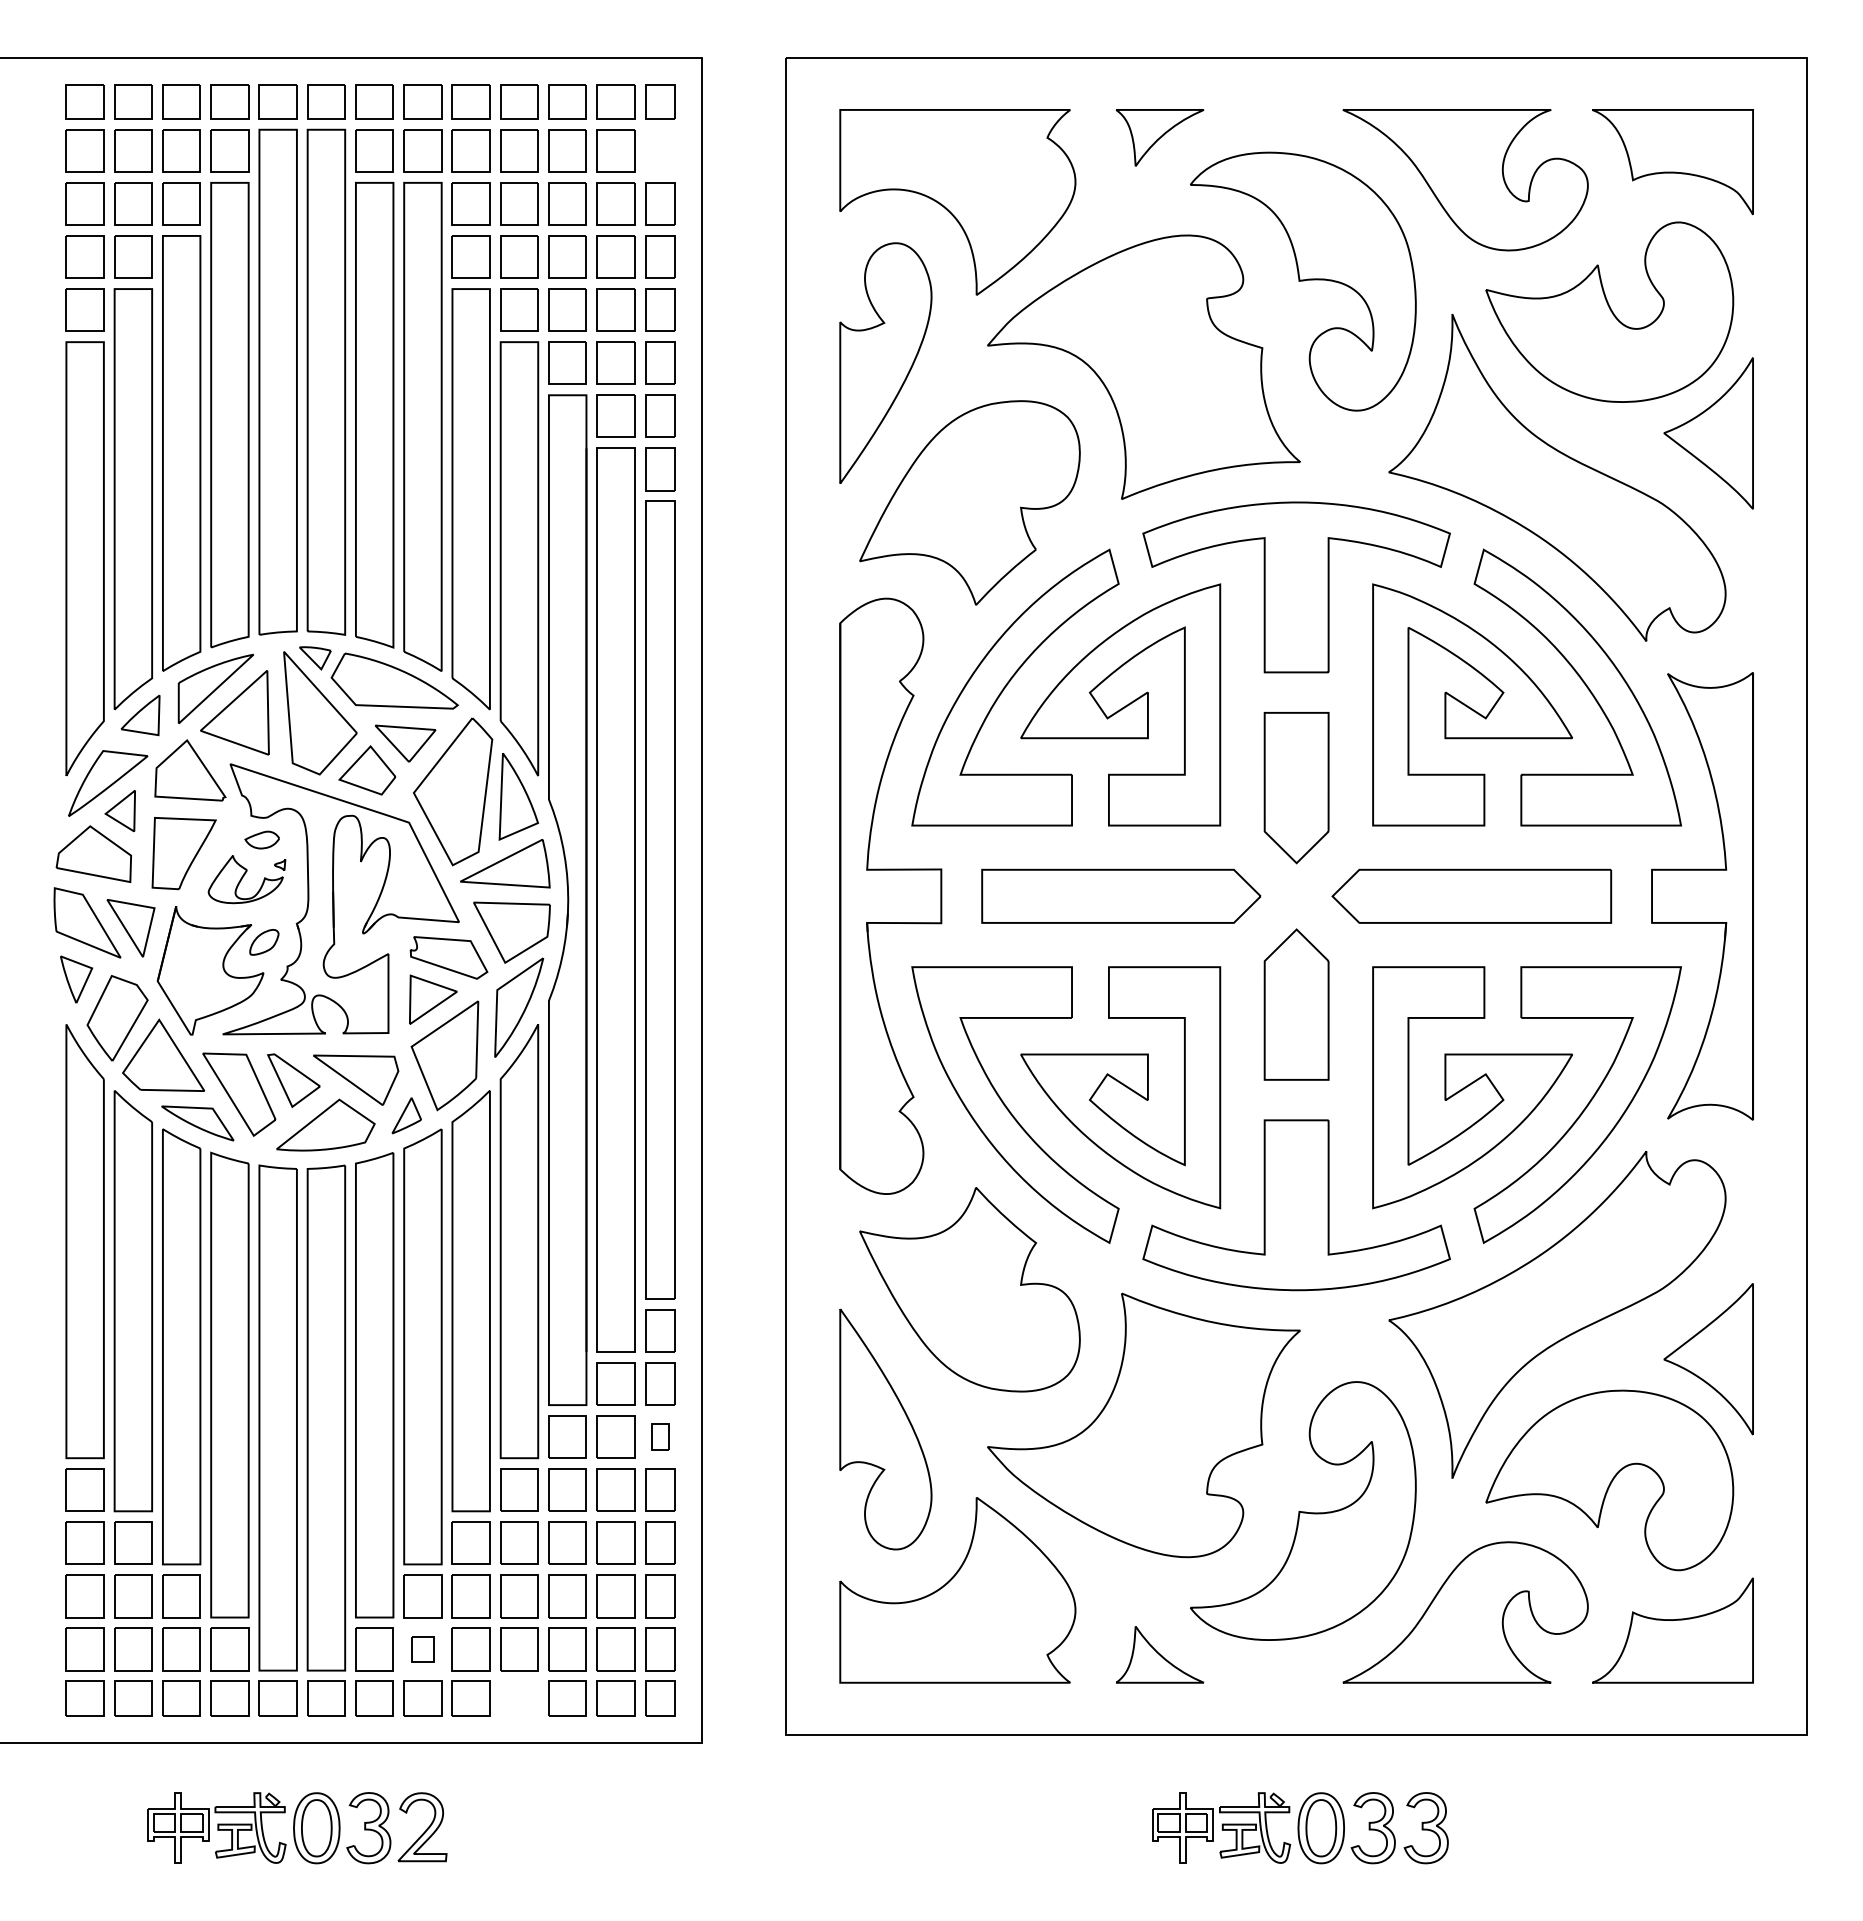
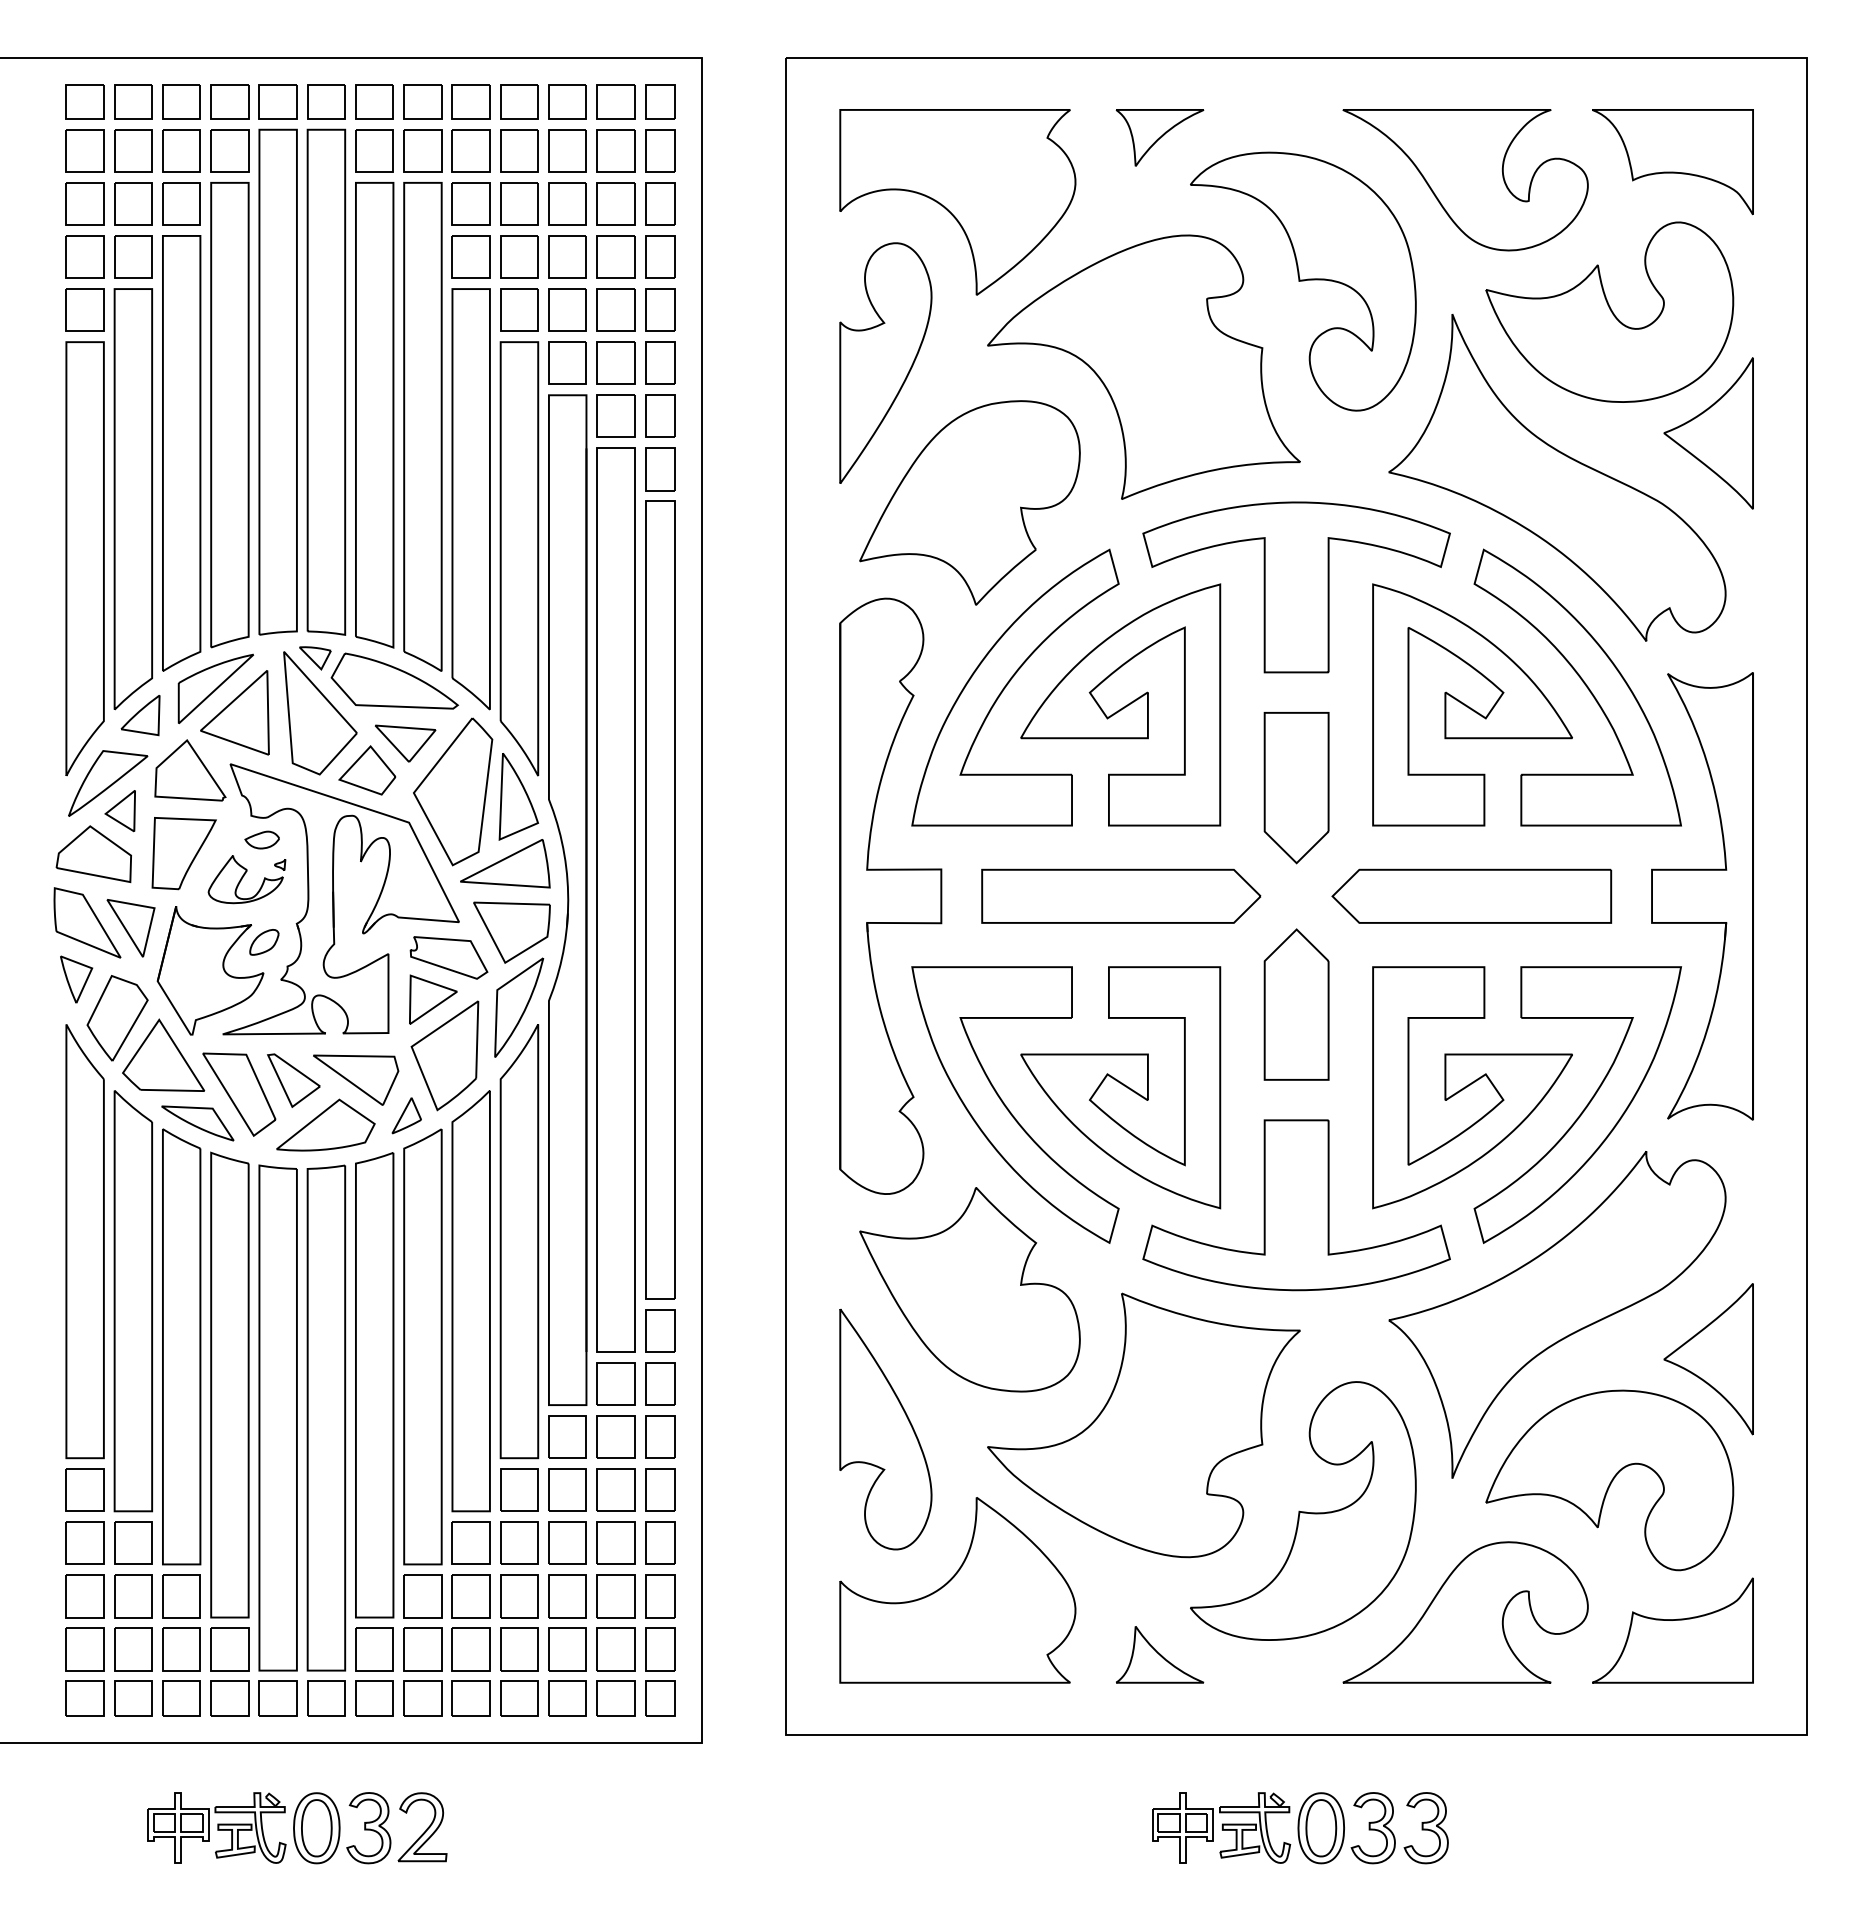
part: none -> present (660, 150)
part size: 19x28 px -> 31x44 px (660, 1436)
part size: 24x27 px -> 40x45 px (422, 1649)
part: none -> present (519, 1698)
